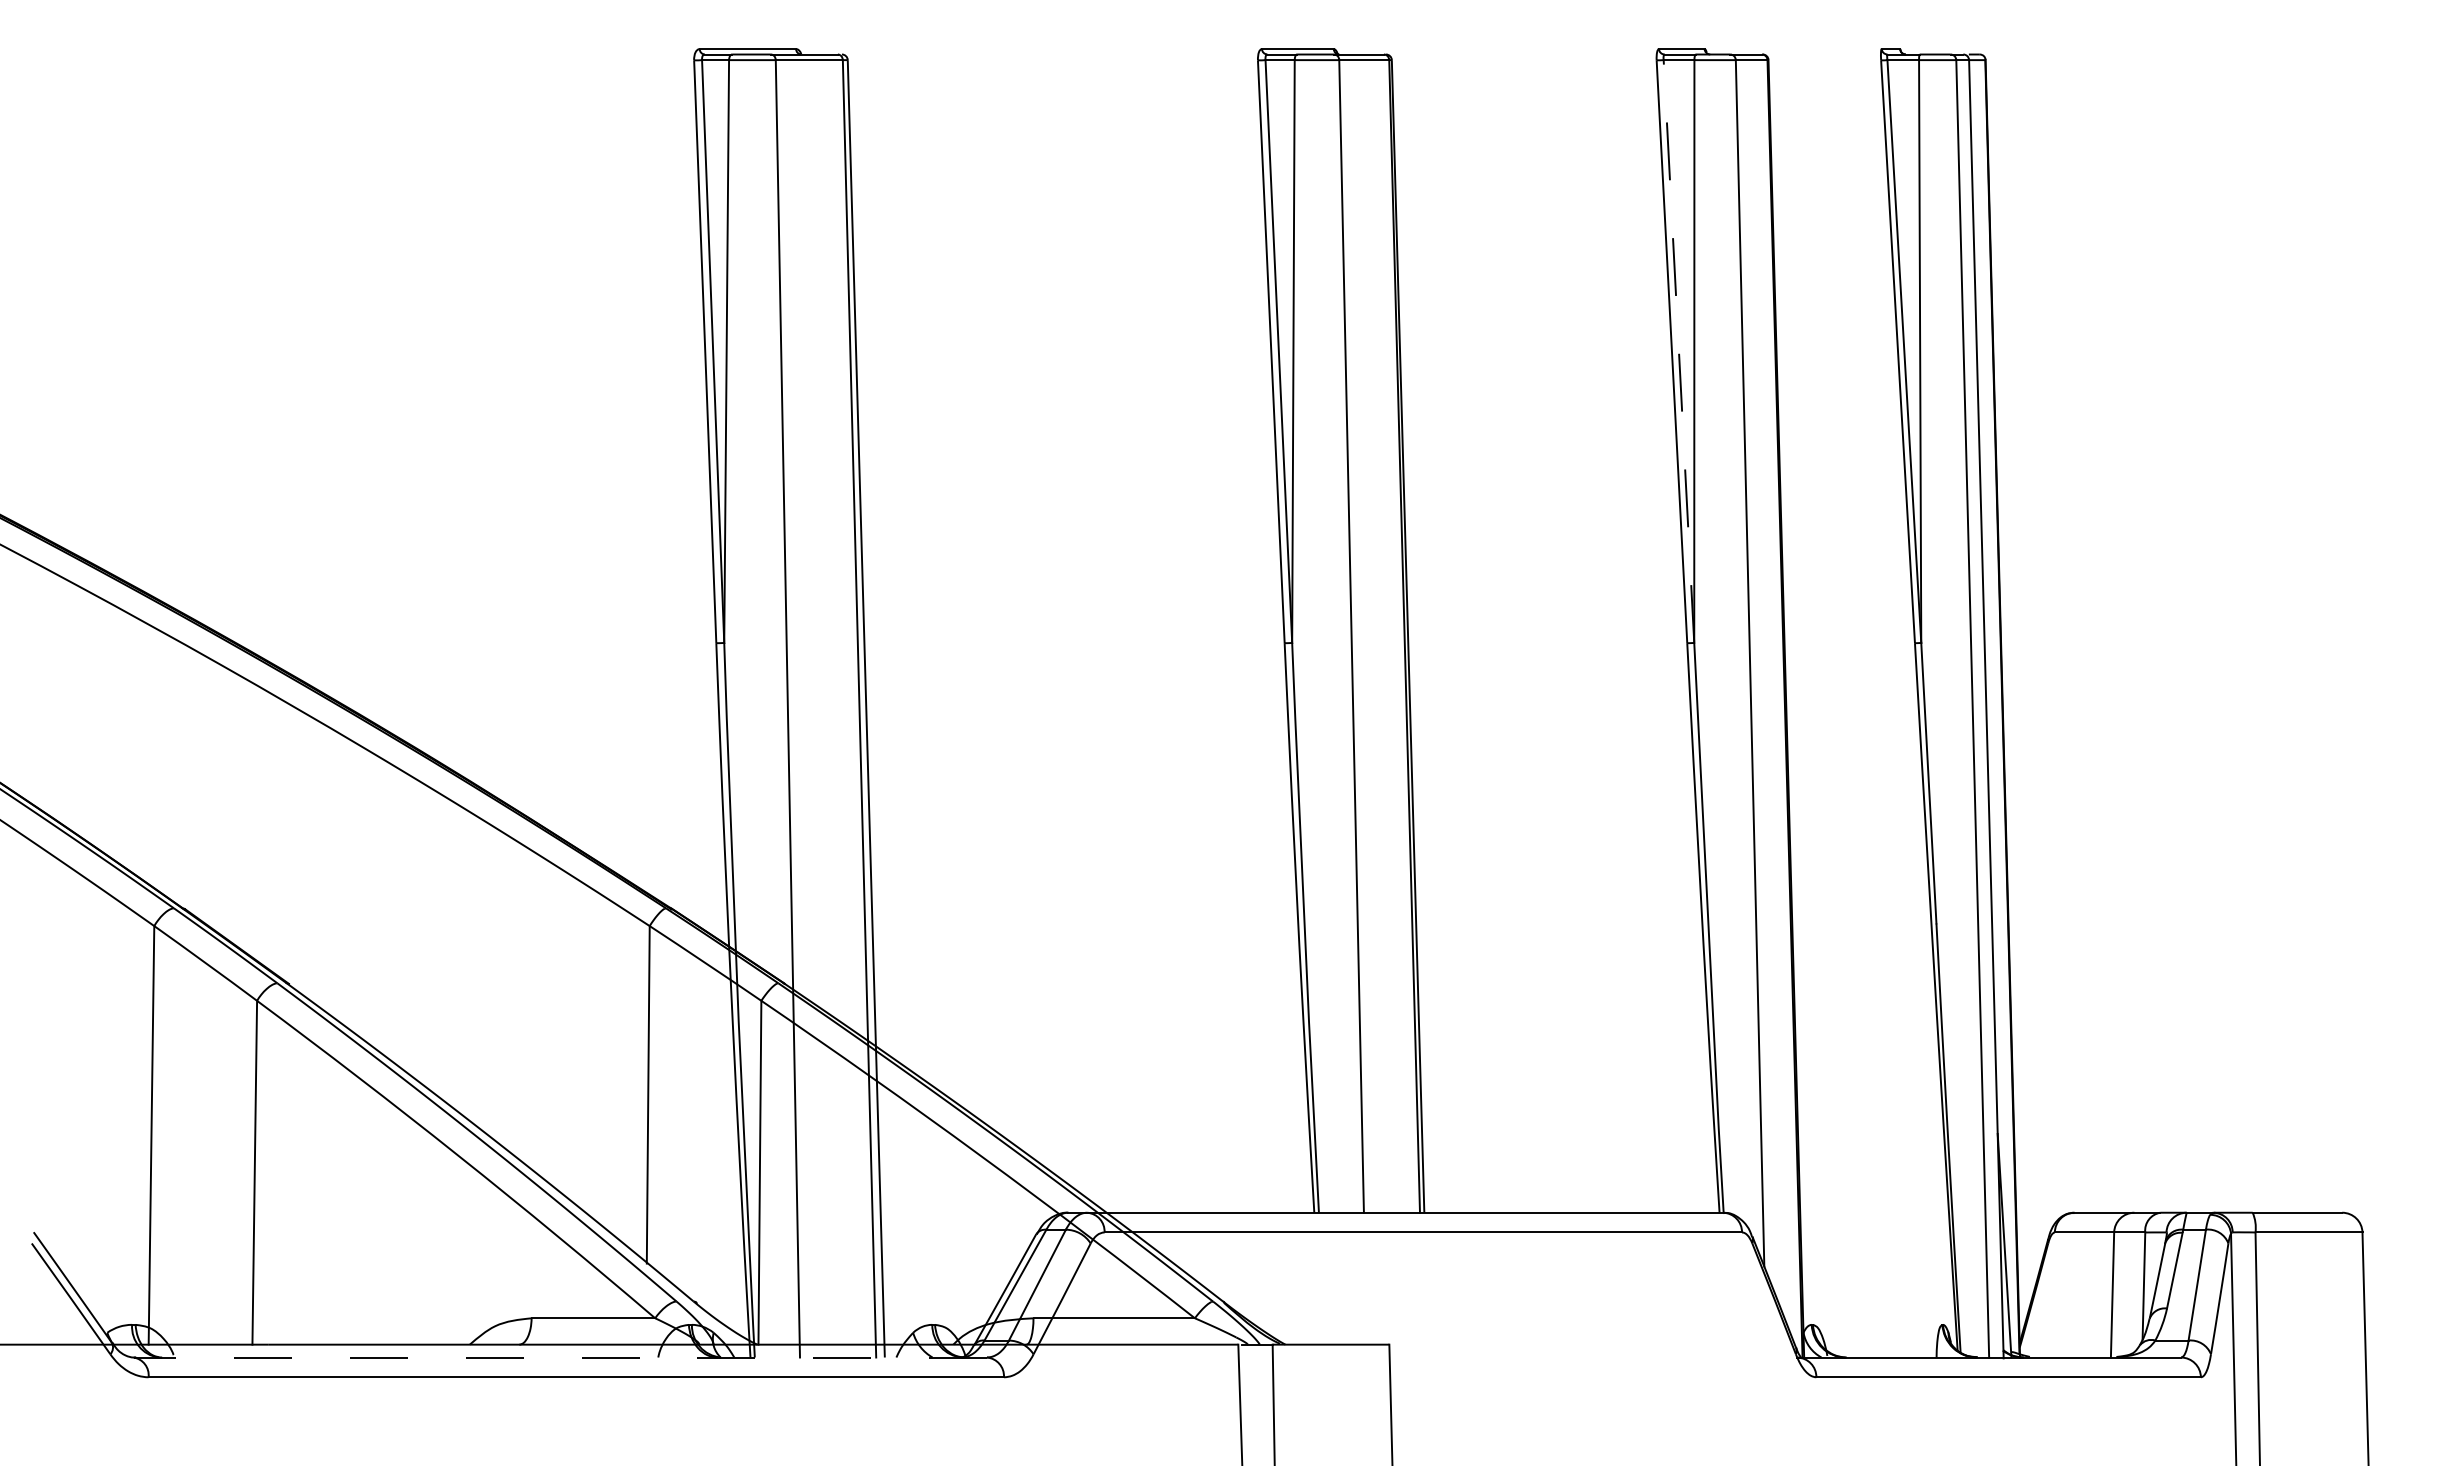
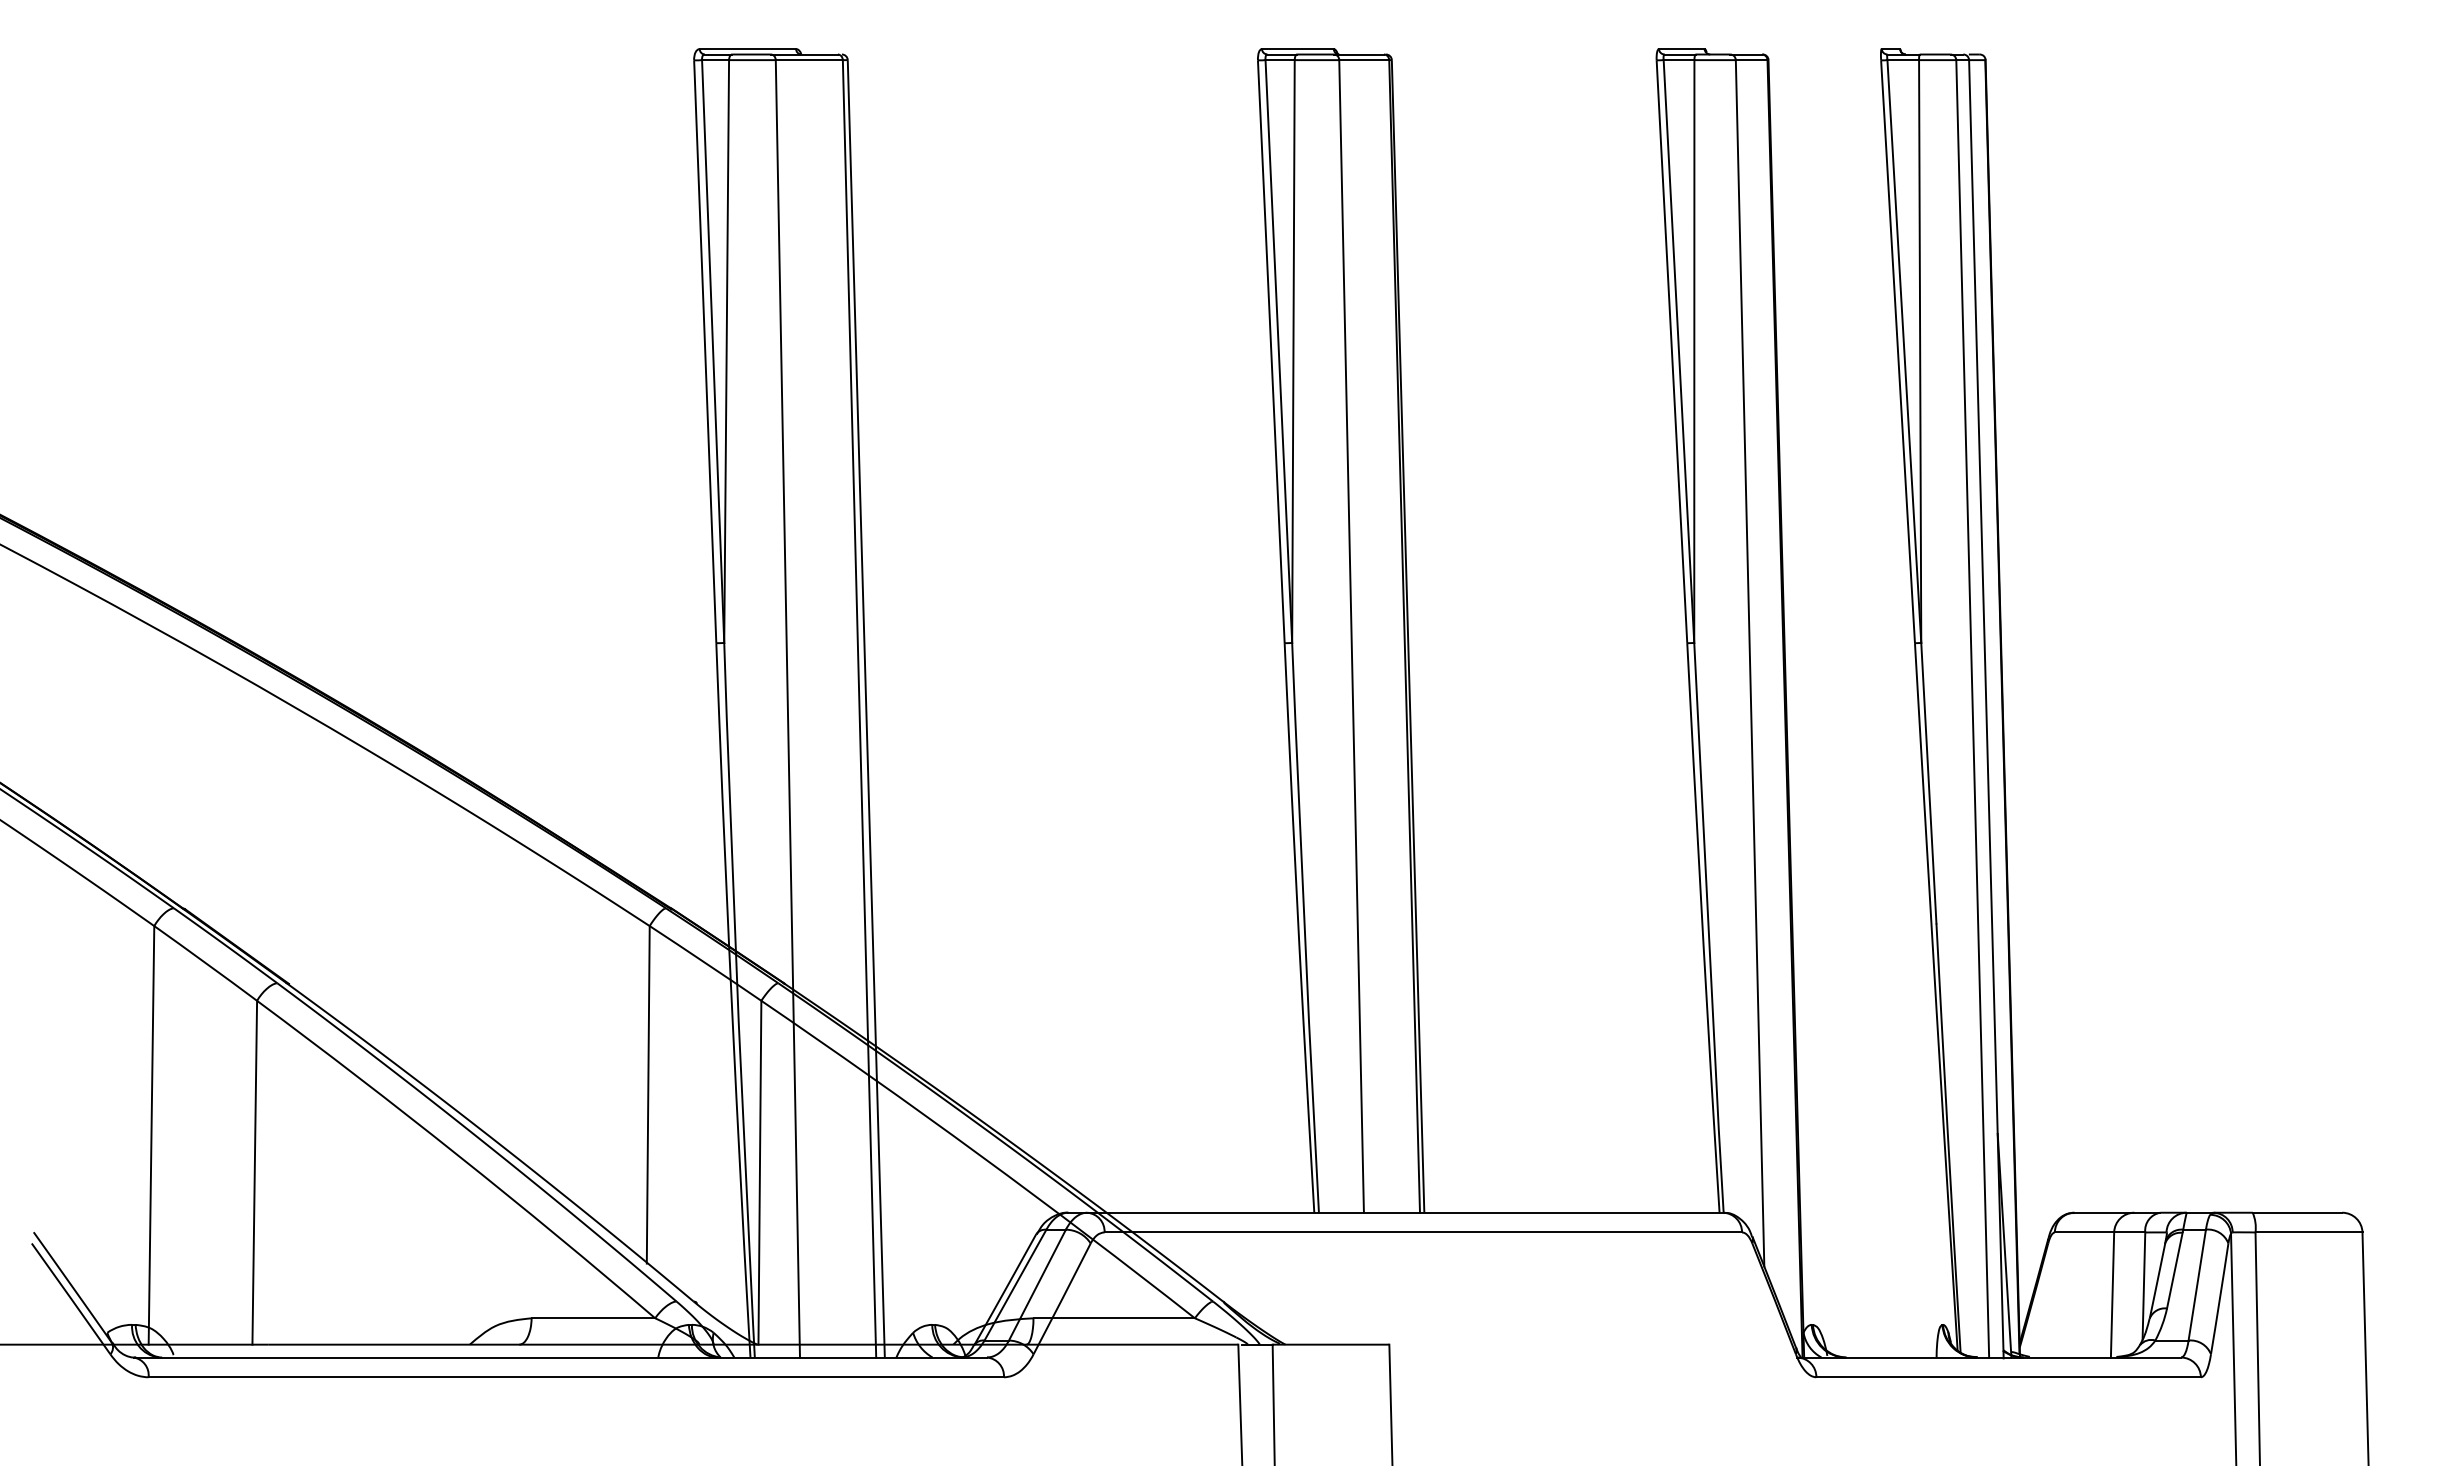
line: dashed -> solid (1678, 351)
line: dashed -> solid (560, 1357)
